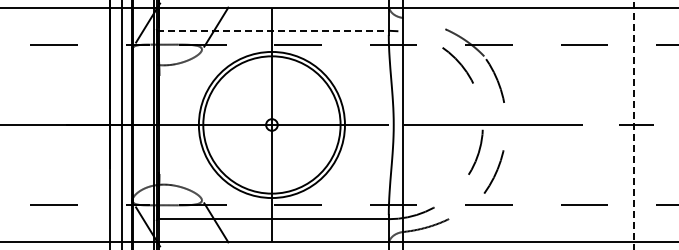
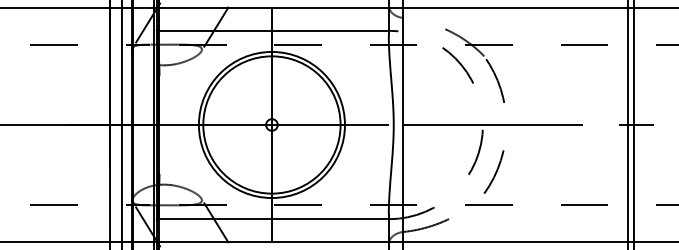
line: dashed -> solid (273, 30)
line: none -> present (628, 124)
line: dashed -> solid (634, 124)
